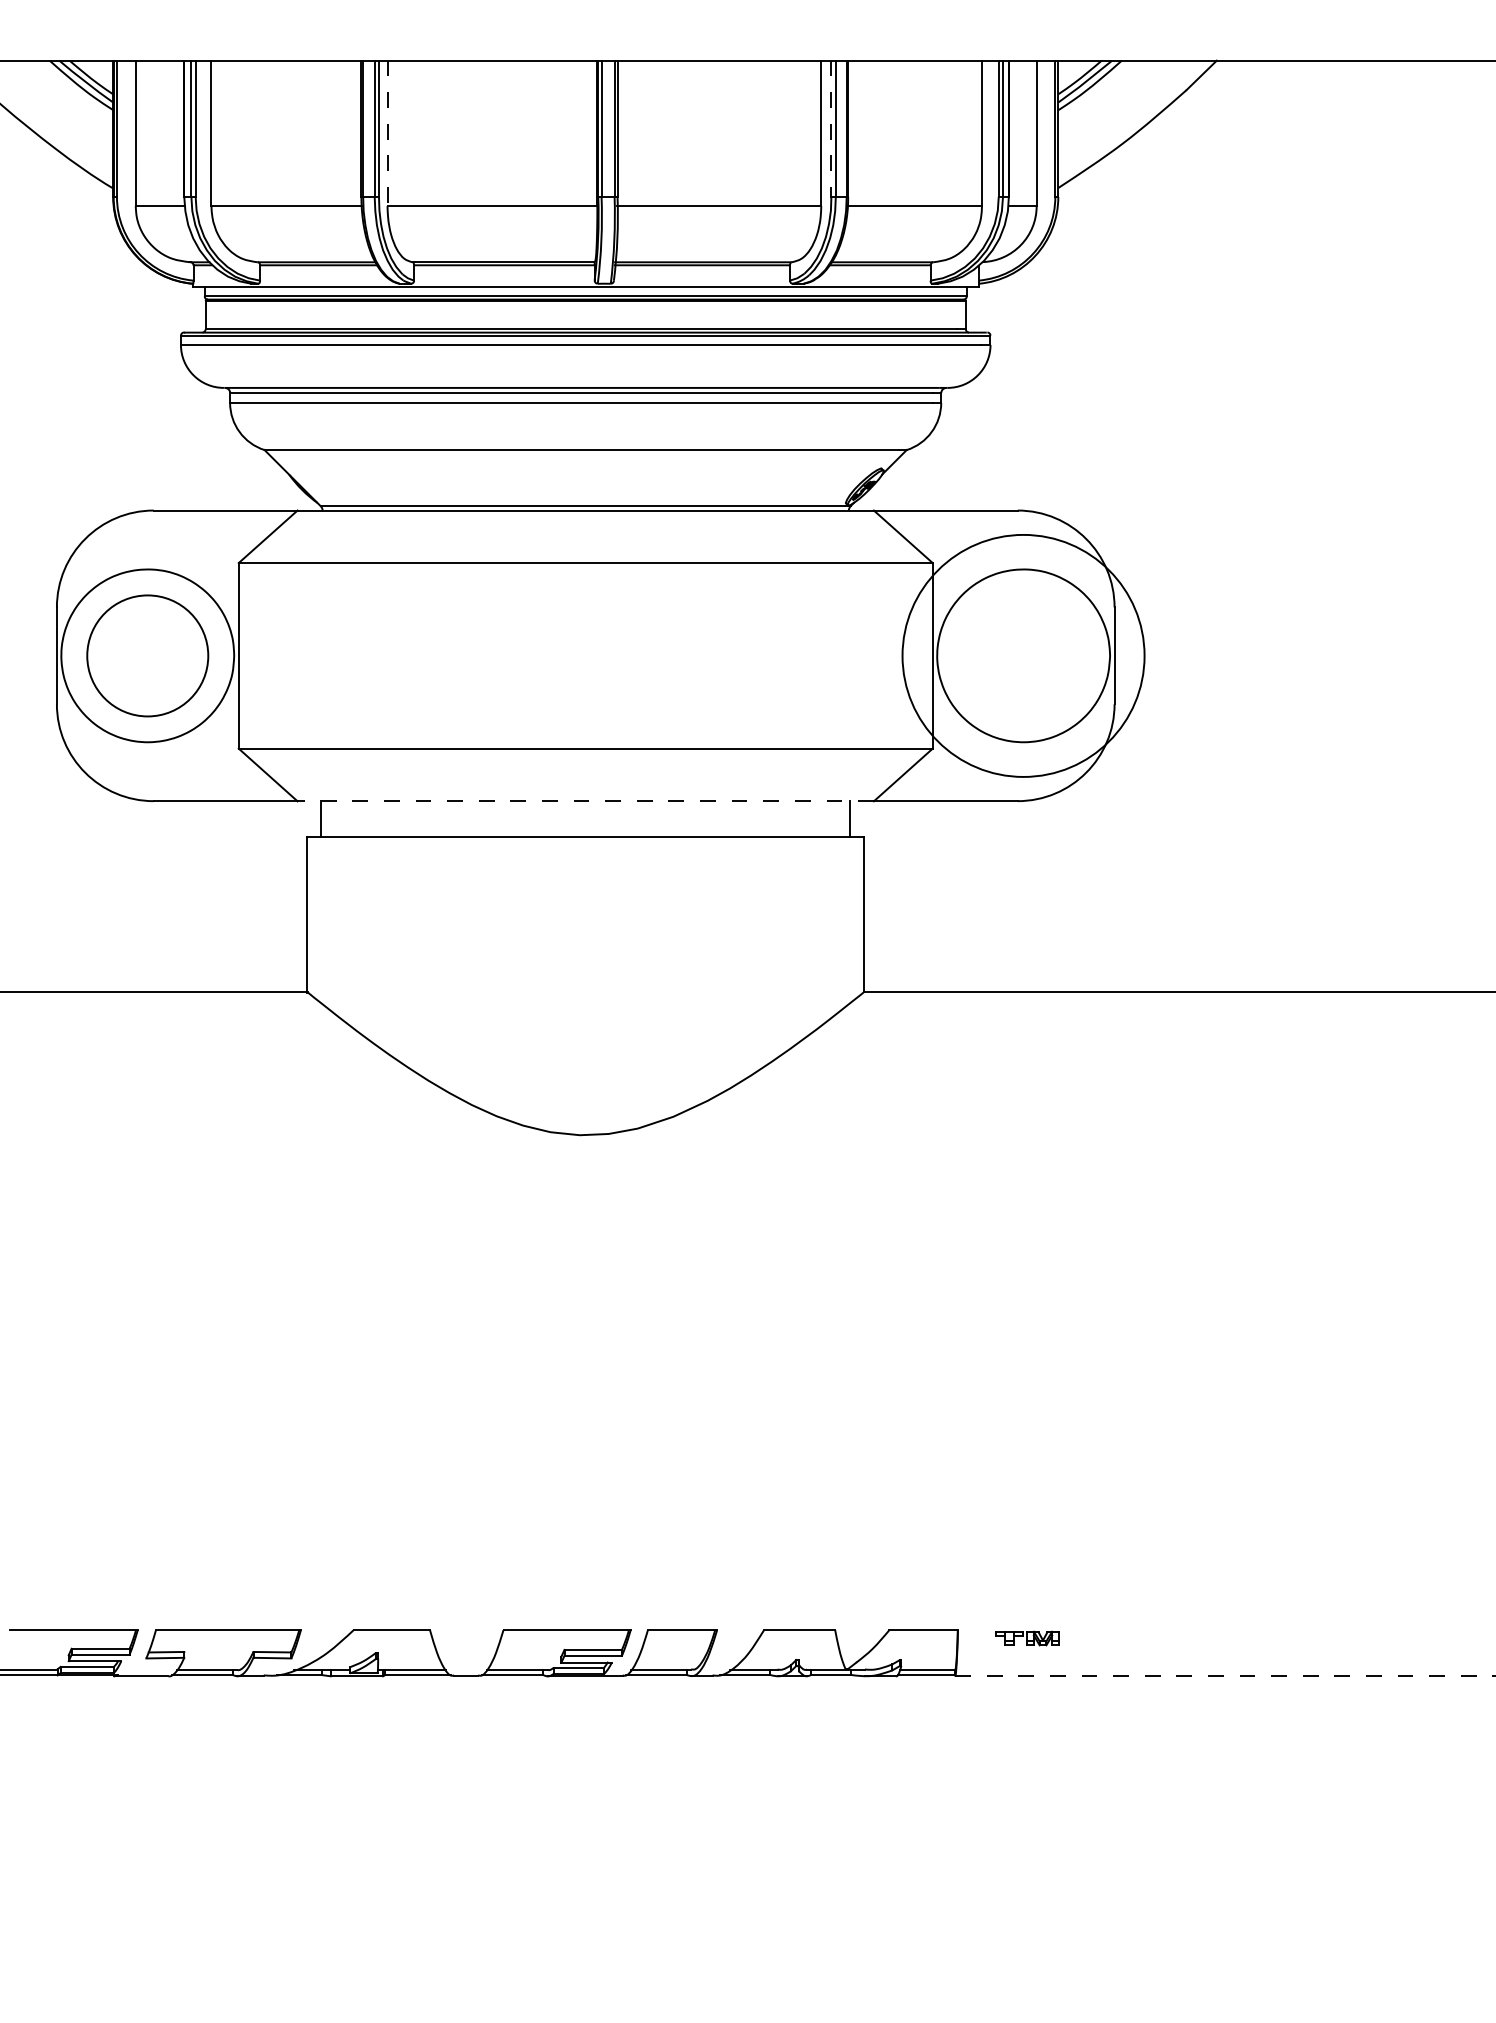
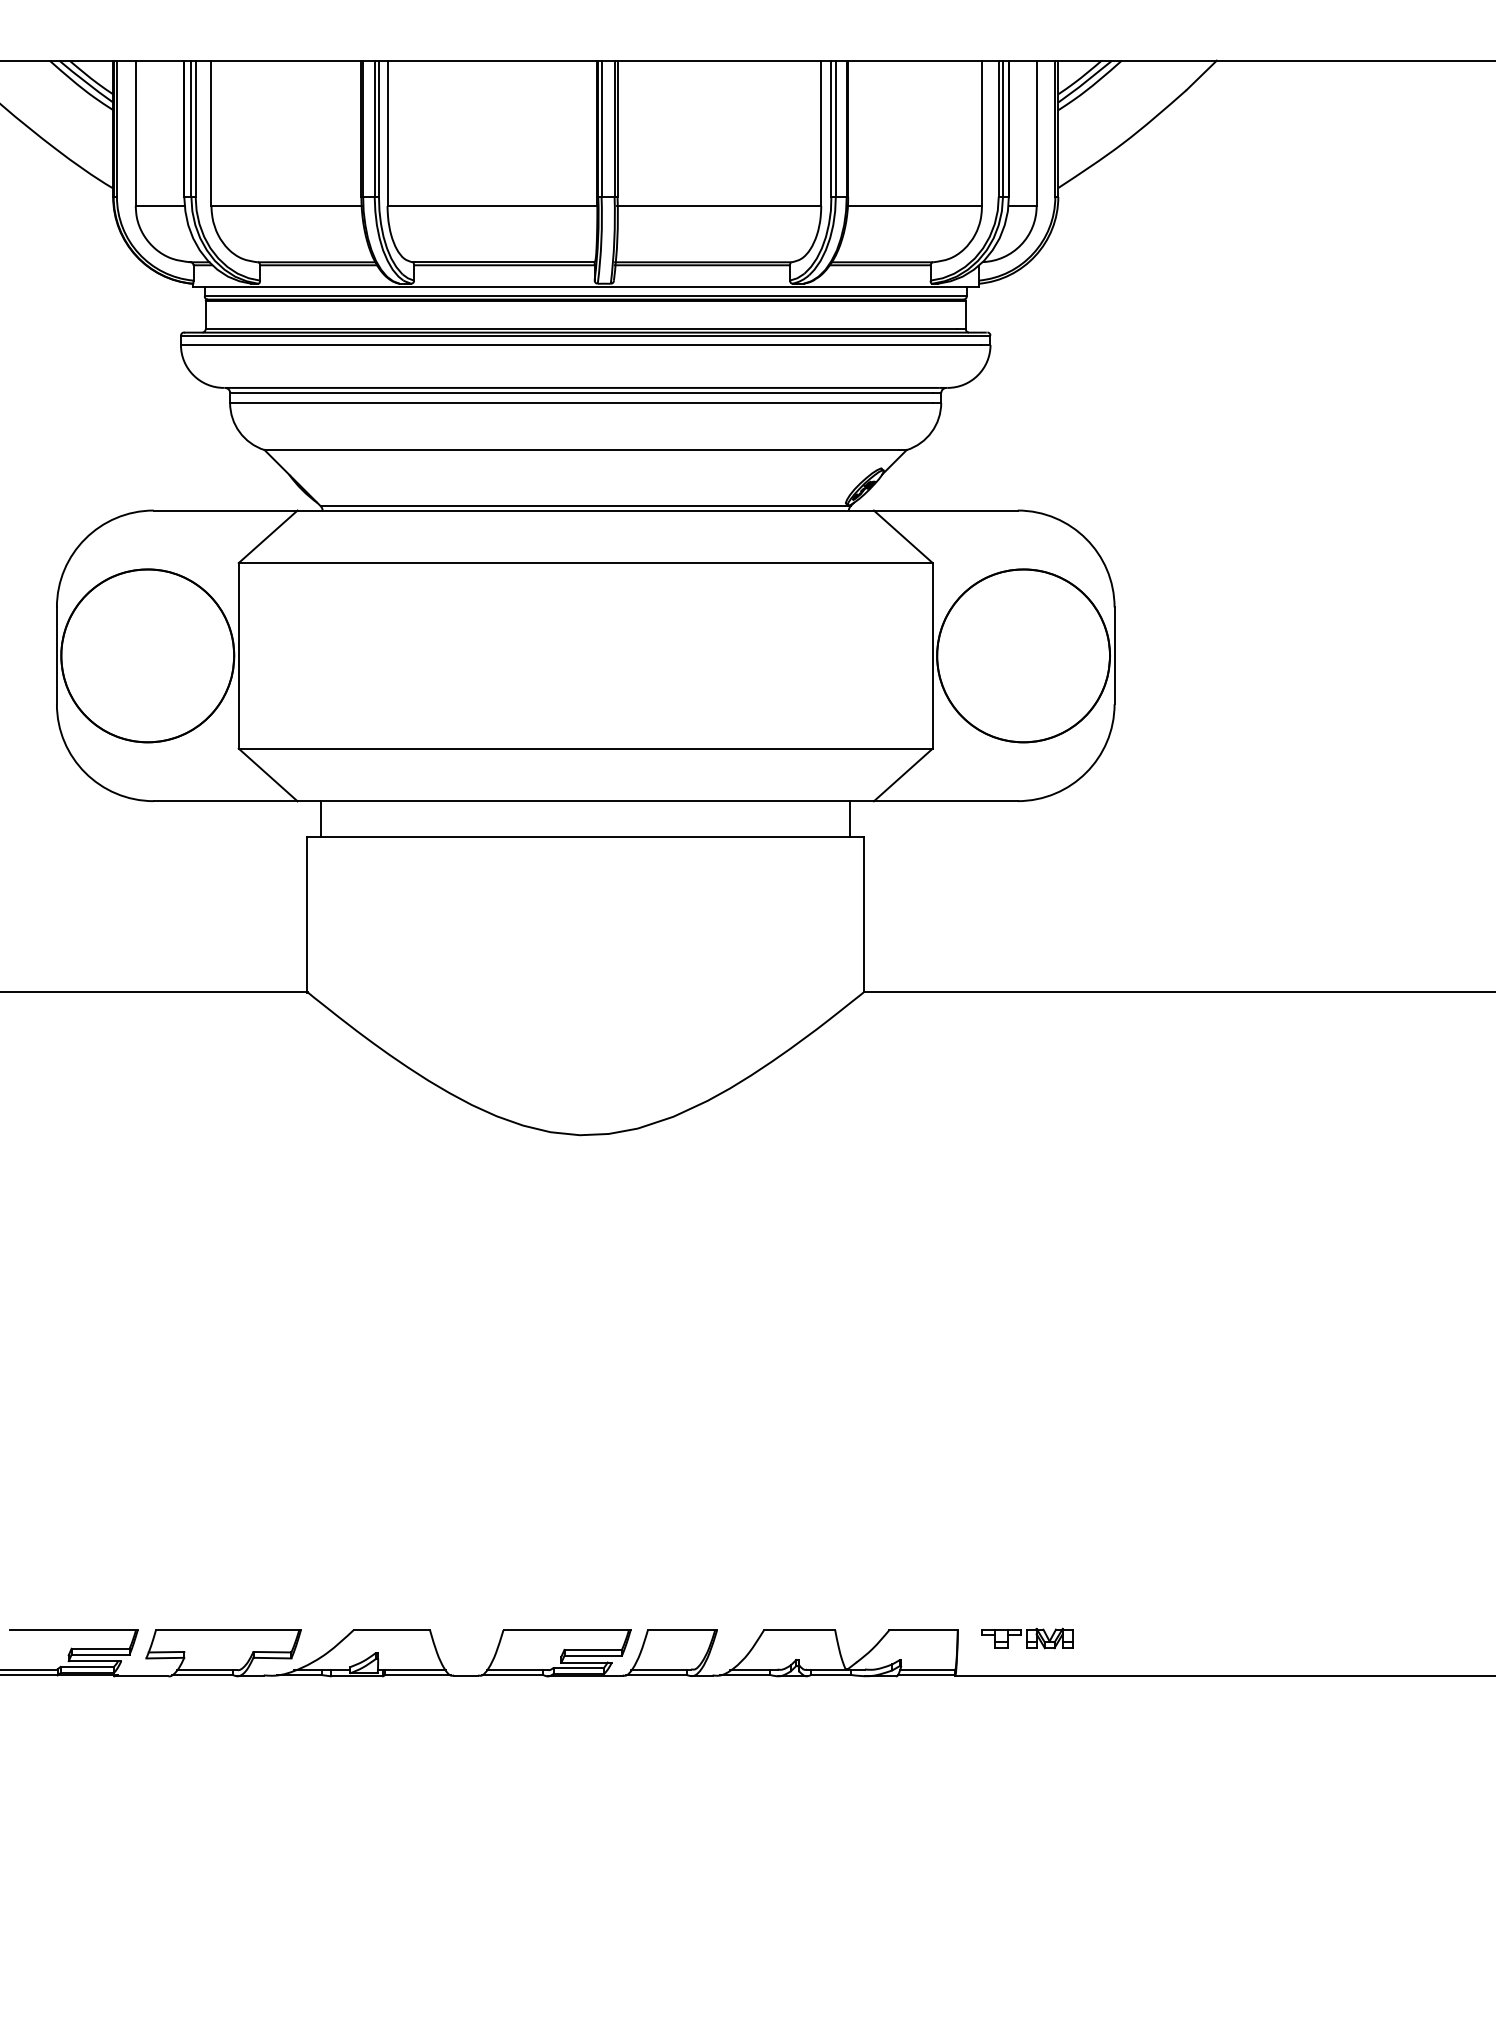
line: dashed -> solid (831, 129)
line: dashed -> solid (387, 133)
circle diameter: 121 px -> 173 px (147, 655)
circle diameter: 242 px -> 173 px (1023, 655)
line: dashed -> solid (585, 801)
part size: 65x17 px -> 93x23 px (1027, 1638)
line: dashed -> solid (1225, 1676)
